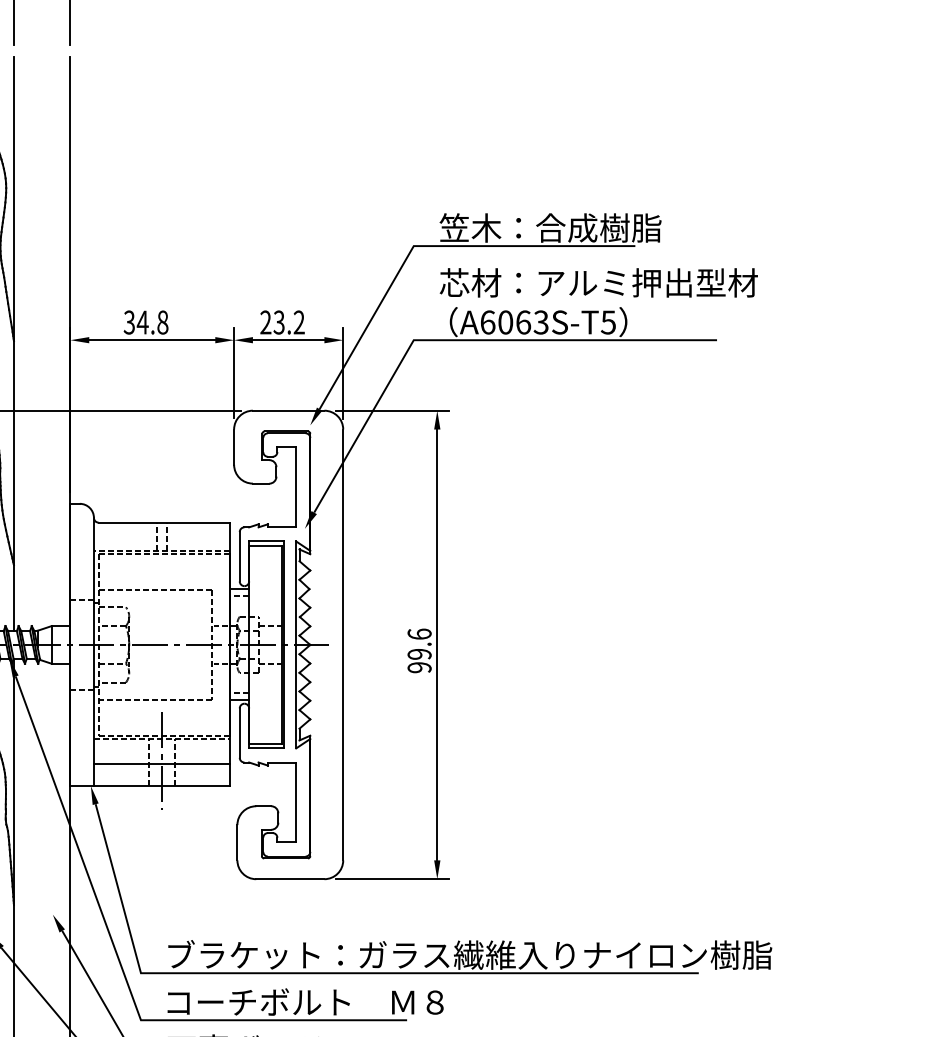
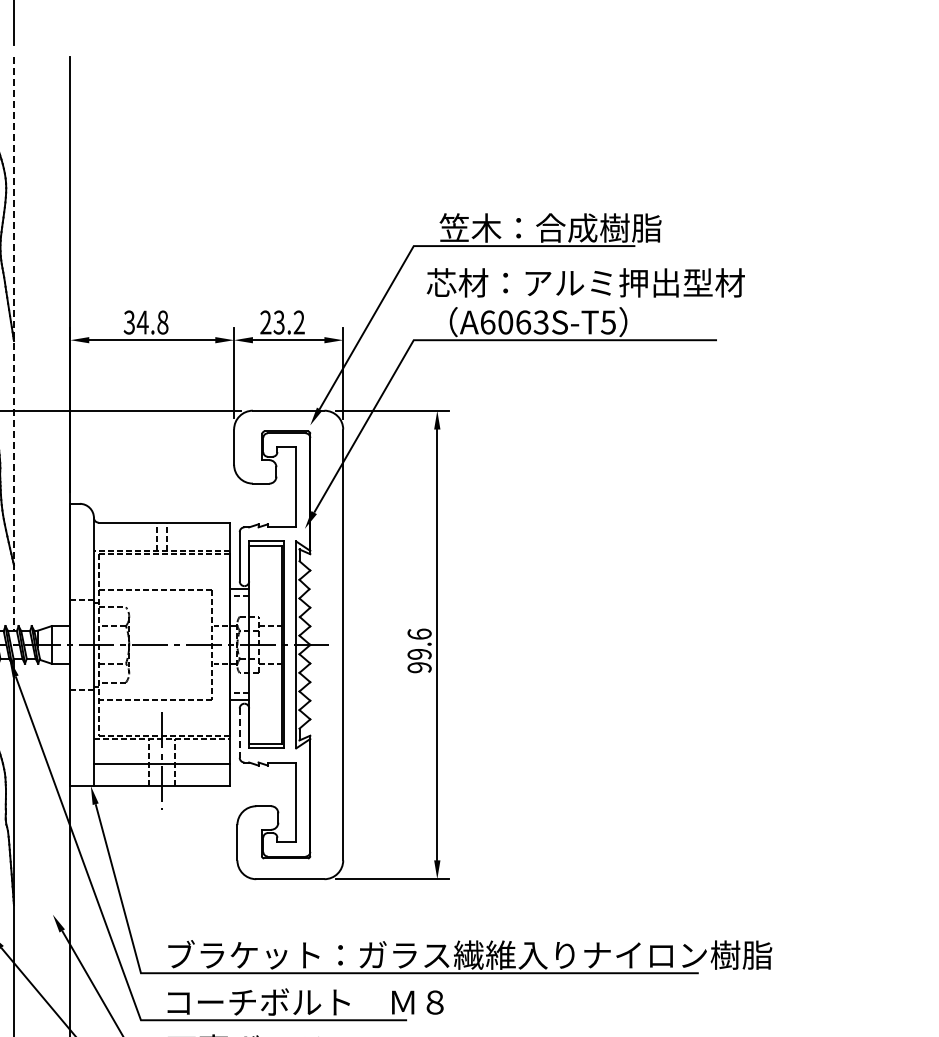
line: present -> none (70, 23)
text position: (598, 282) -> (585, 282) (585, 282)
line: solid -> dashed (14, 344)
line: solid -> dashed (239, 733)
